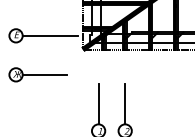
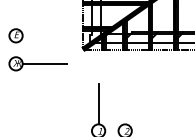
line: present -> none (49, 35)
part position: (37, 74) -> (37, 63) (37, 63)
line: present -> none (125, 103)
